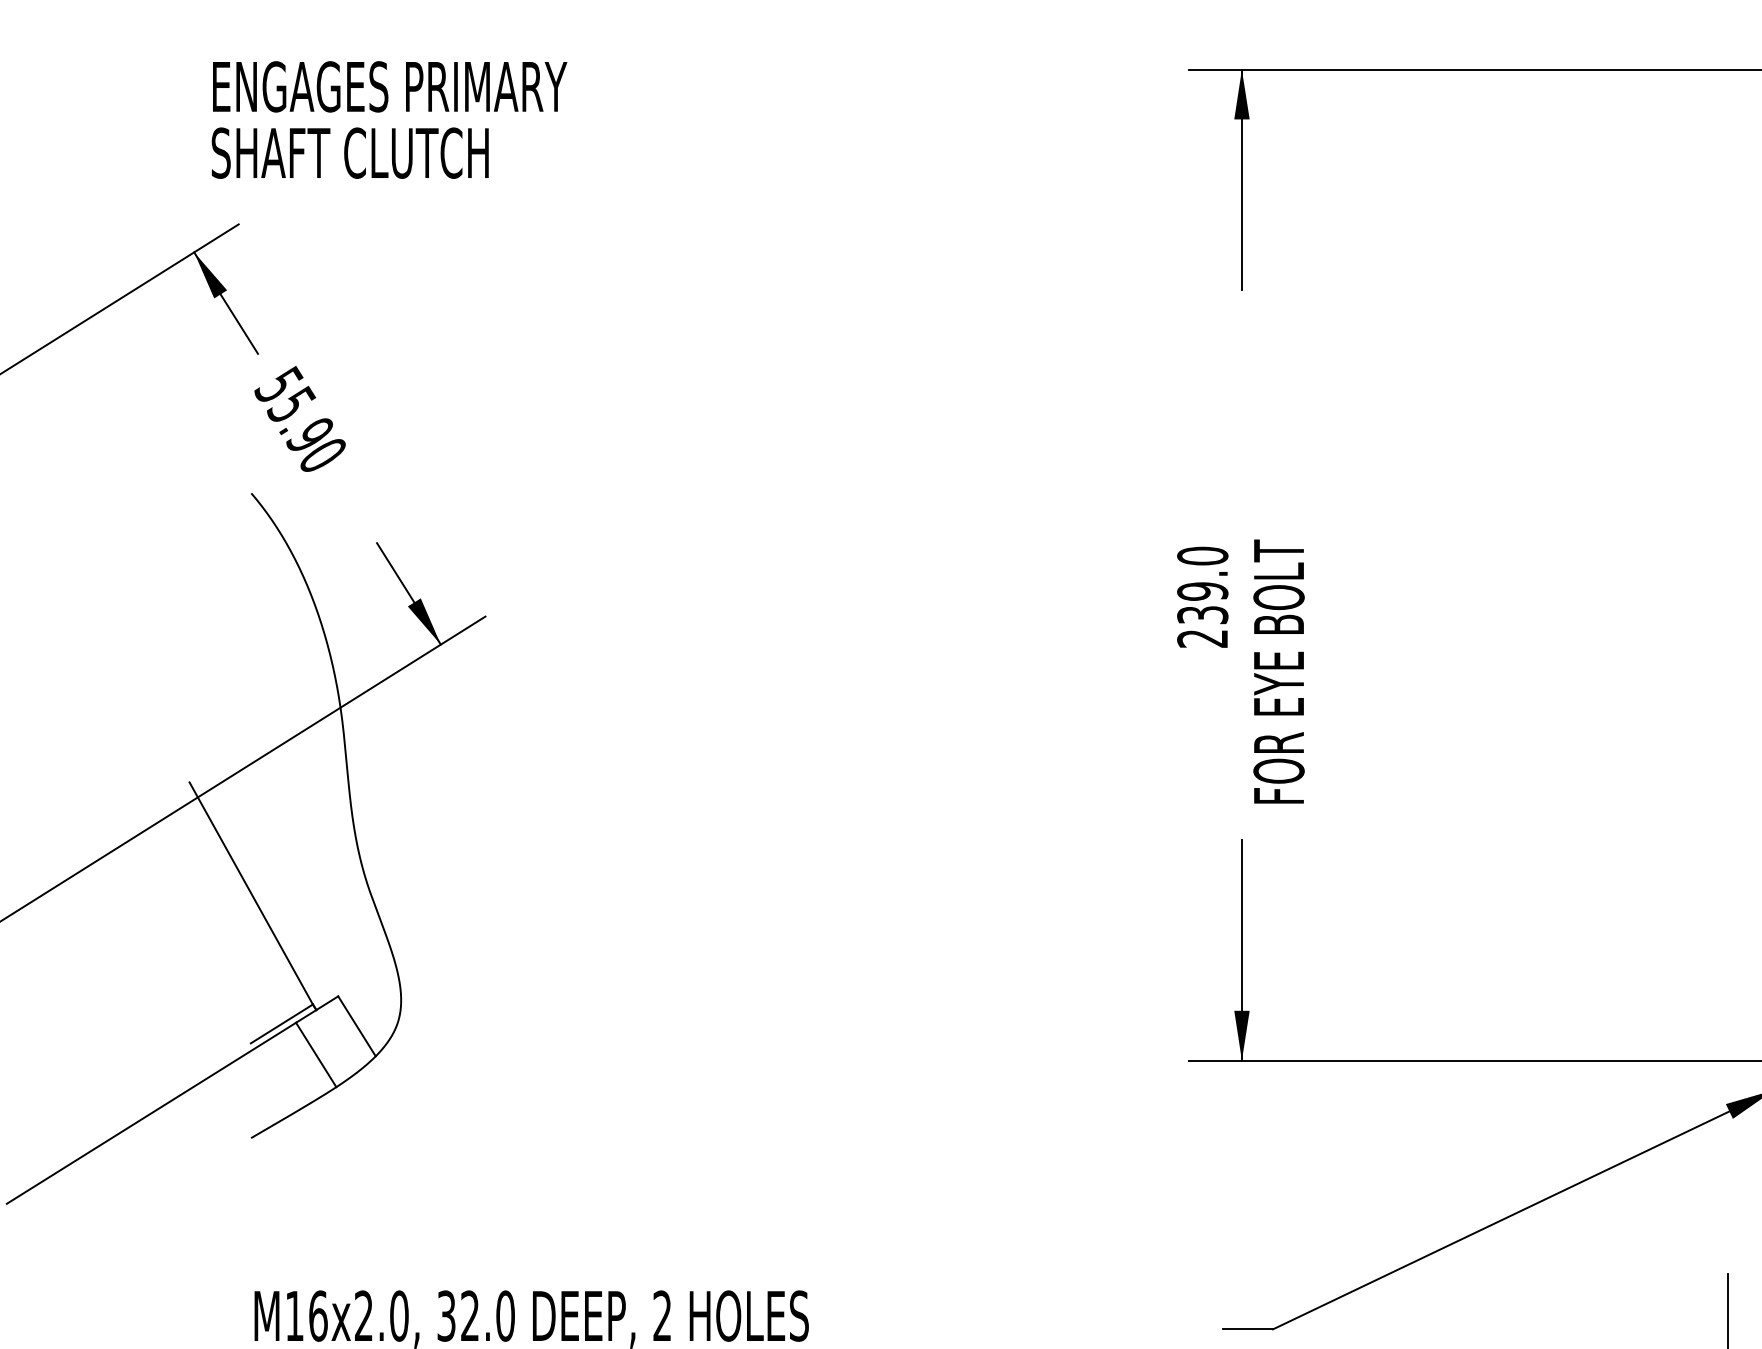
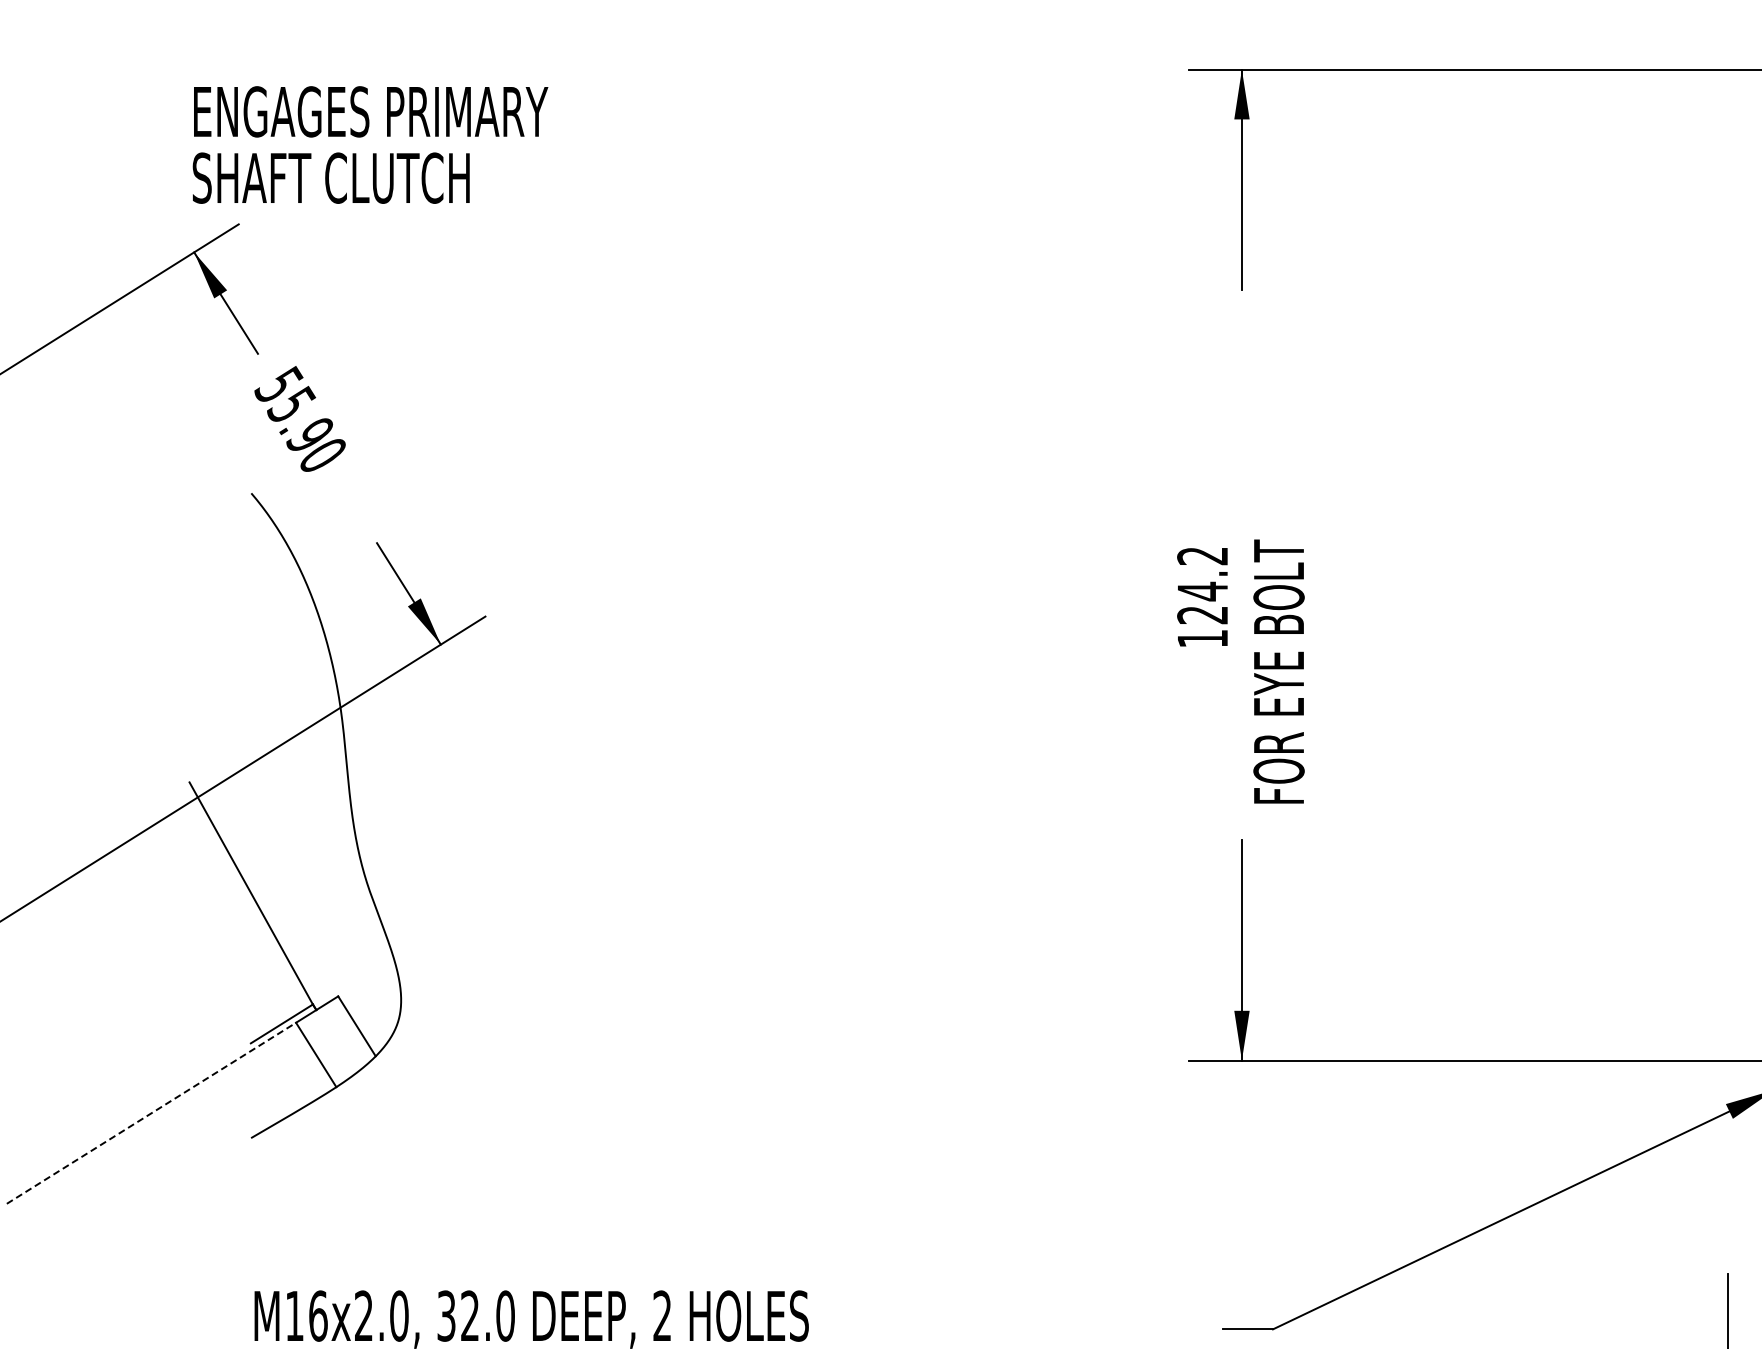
text position: (389, 119) -> (370, 144) (370, 144)
text: 239.0 -> 124.2 (1202, 596)
line: solid -> dashed (151, 1113)
